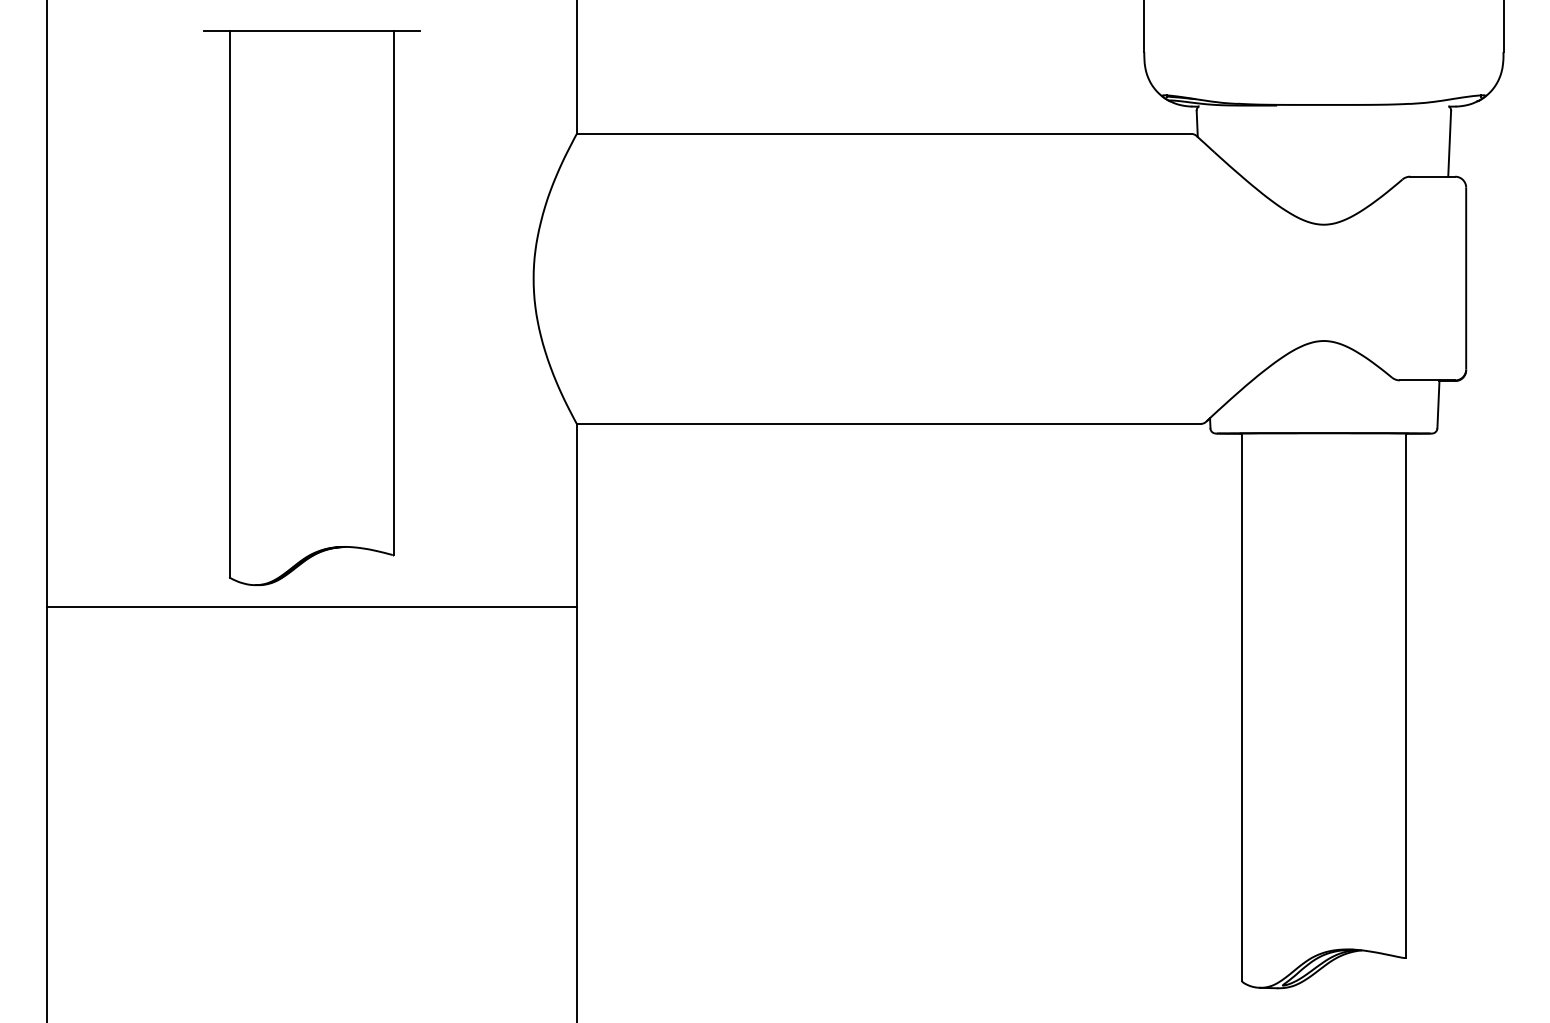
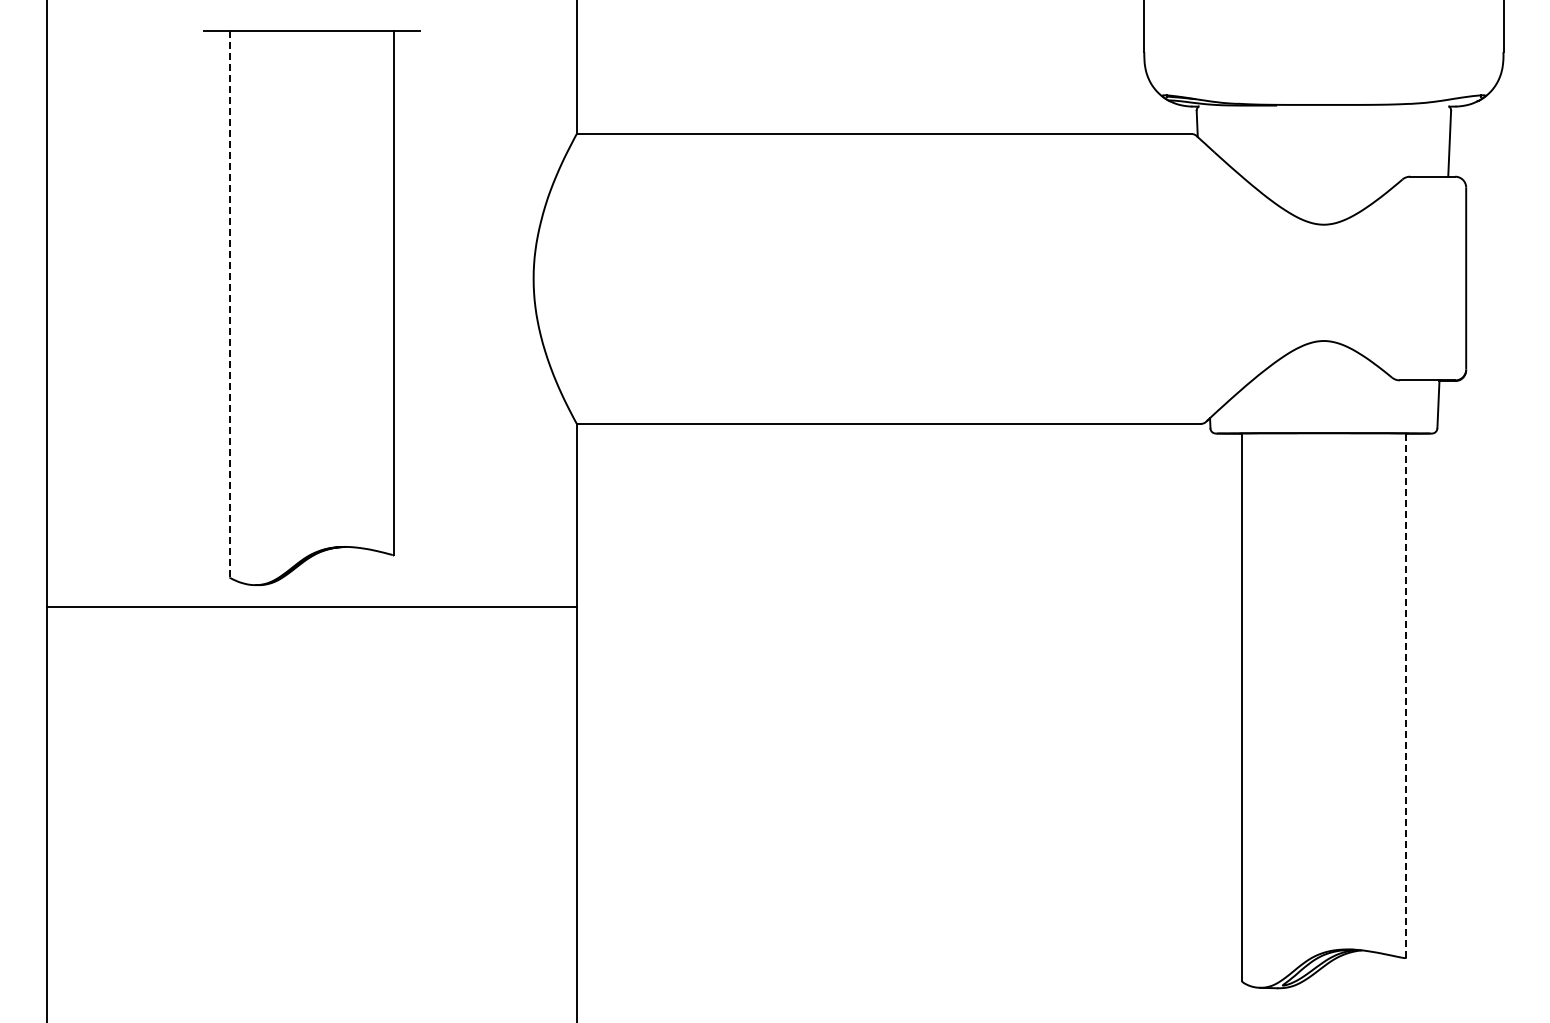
line: solid -> dashed (229, 304)
line: solid -> dashed (1406, 695)
